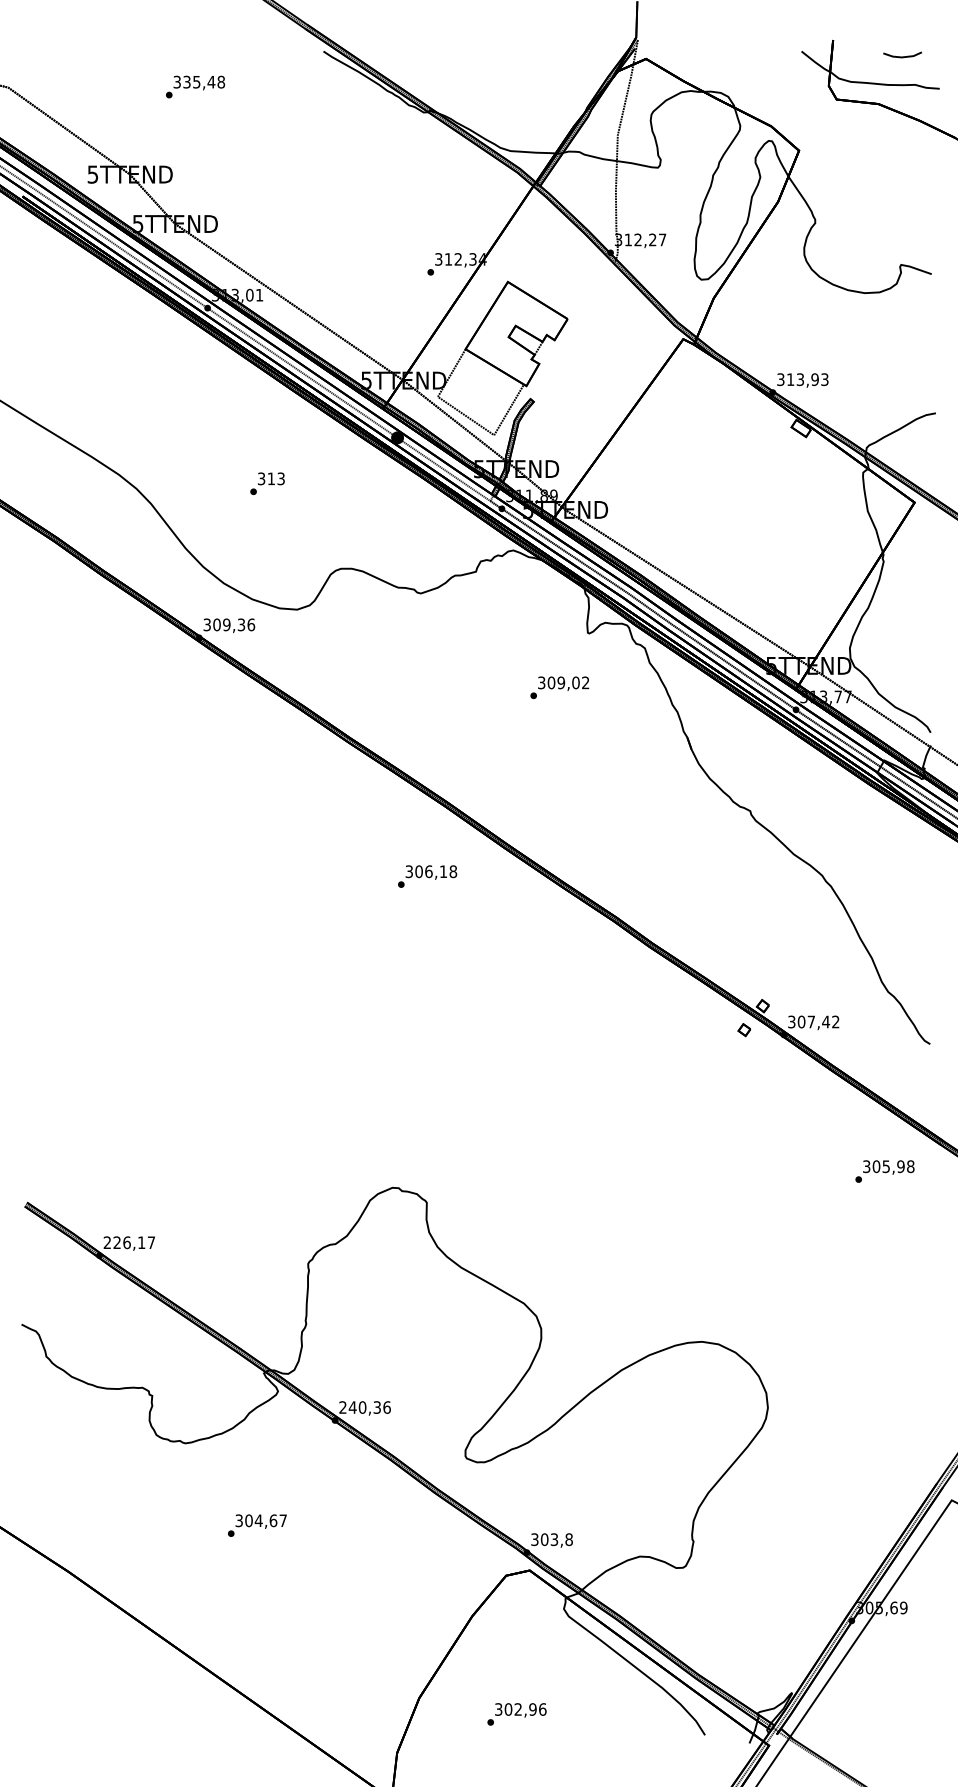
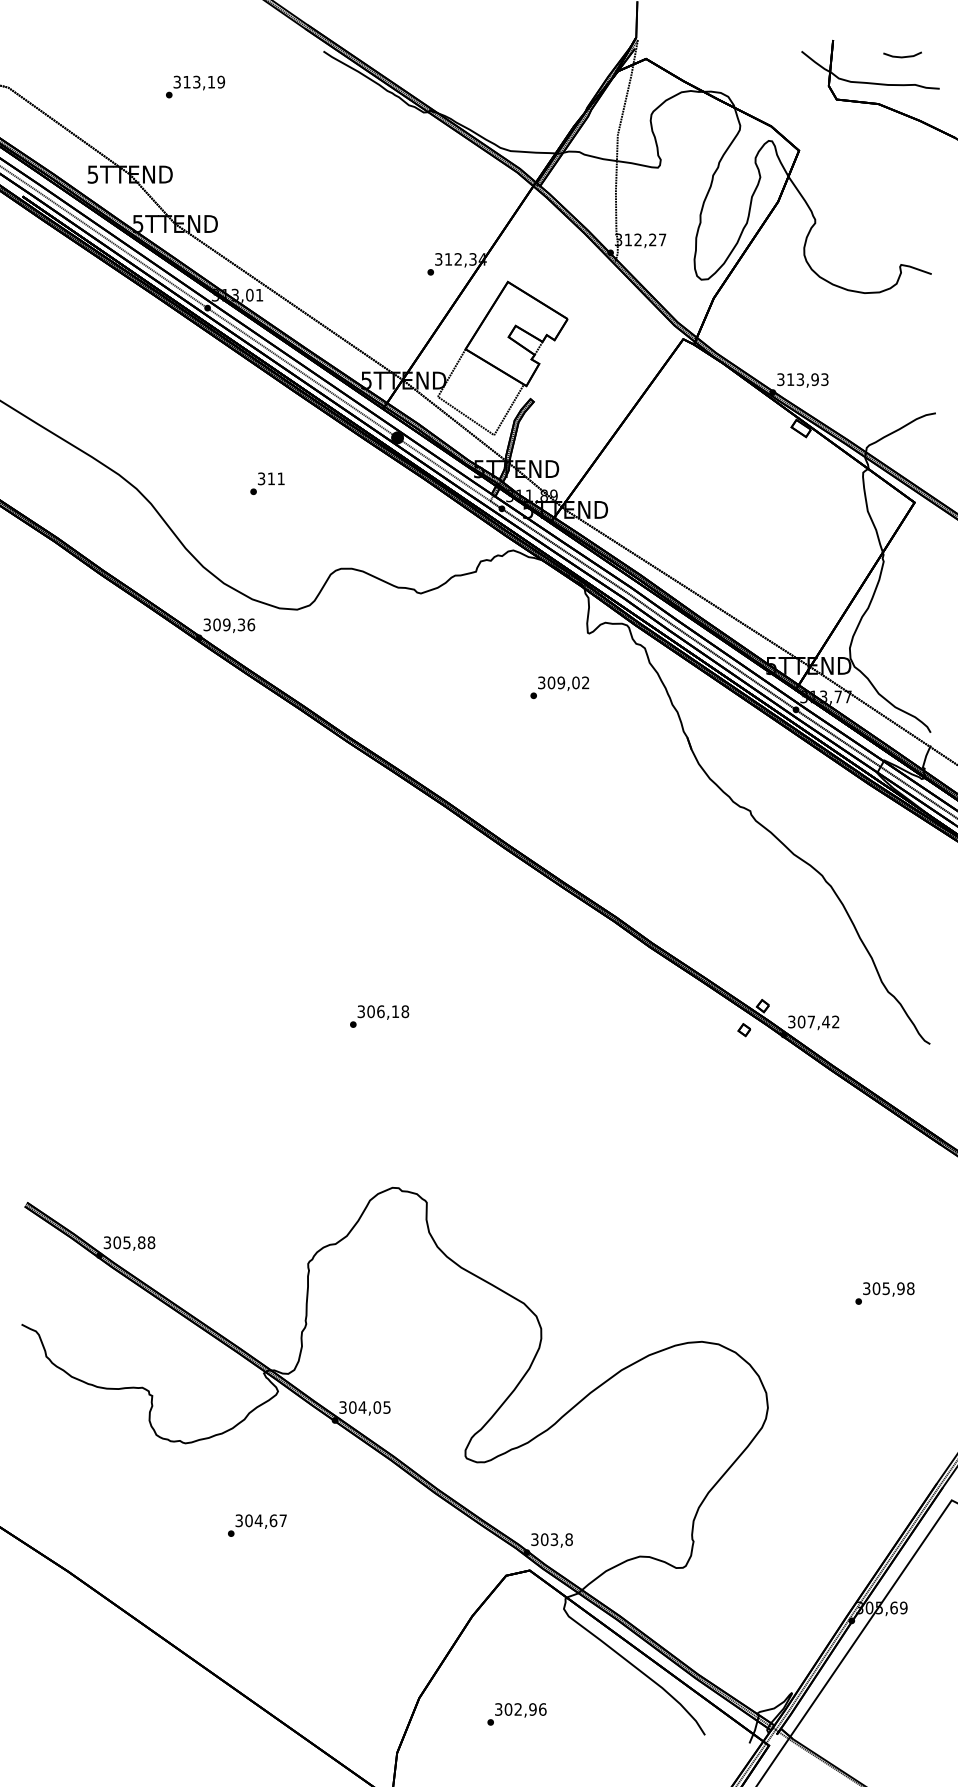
text: 335,48 -> 313,19 (204, 81)
text: 313 -> 311 (280, 478)
text position: (427, 876) -> (379, 1016) (379, 1016)
text position: (884, 1171) -> (884, 1293) (884, 1293)
text: 226,17 -> 305,88 (129, 1242)
text: 240,36 -> 304,05 (364, 1407)
